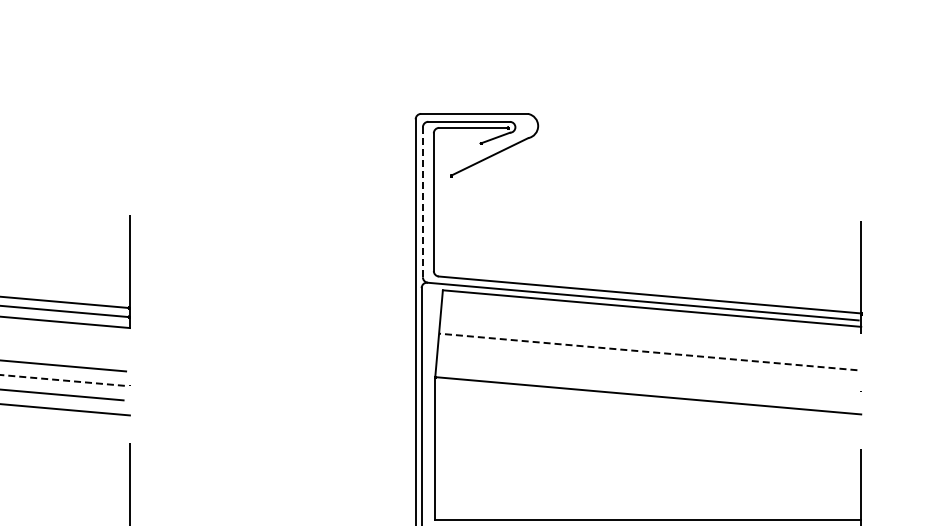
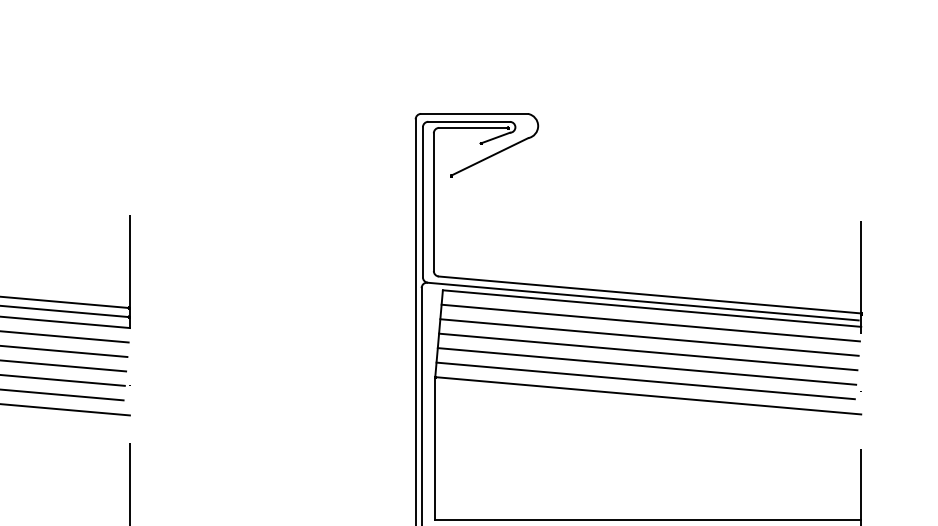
line: dashed -> solid (422, 201)
line: none -> present (650, 322)
line: none -> present (65, 336)
line: none -> present (649, 337)
line: none -> present (64, 351)
line: dashed -> solid (648, 351)
line: none -> present (646, 366)
line: dashed -> solid (62, 380)
line: none -> present (645, 380)
